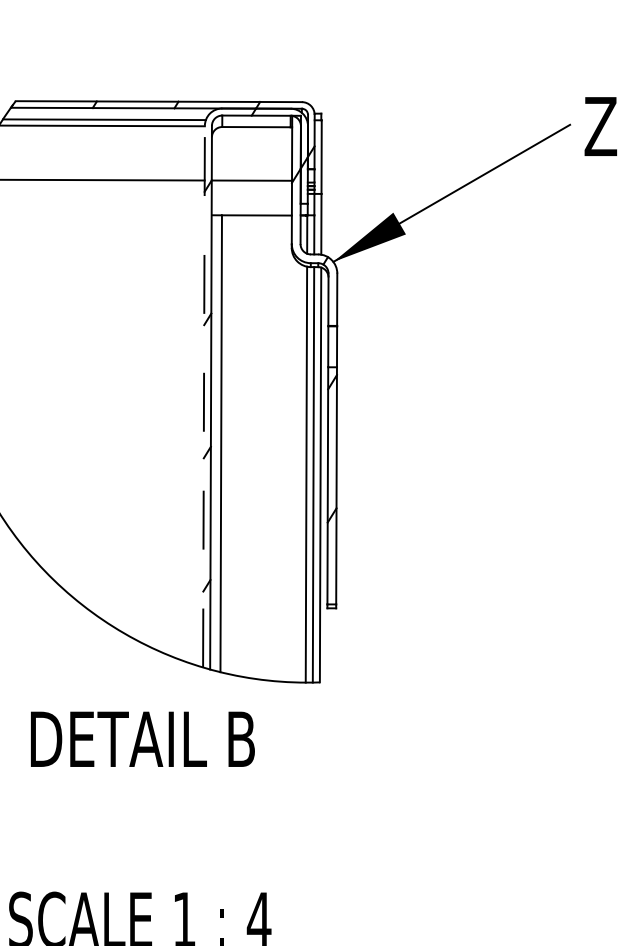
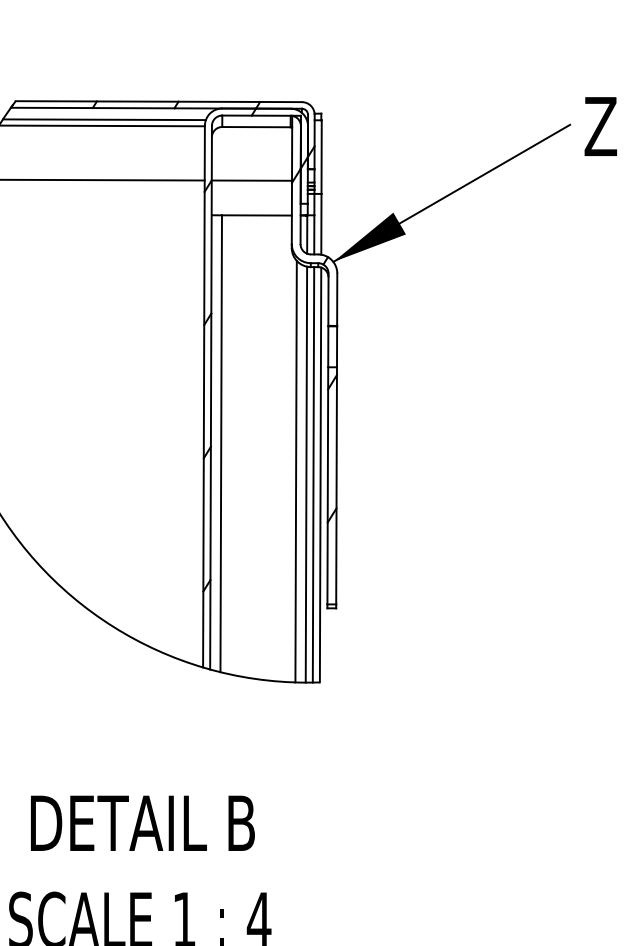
line: dashed -> solid (204, 396)
line: none -> present (295, 471)
text position: (142, 738) -> (142, 822) (142, 822)
